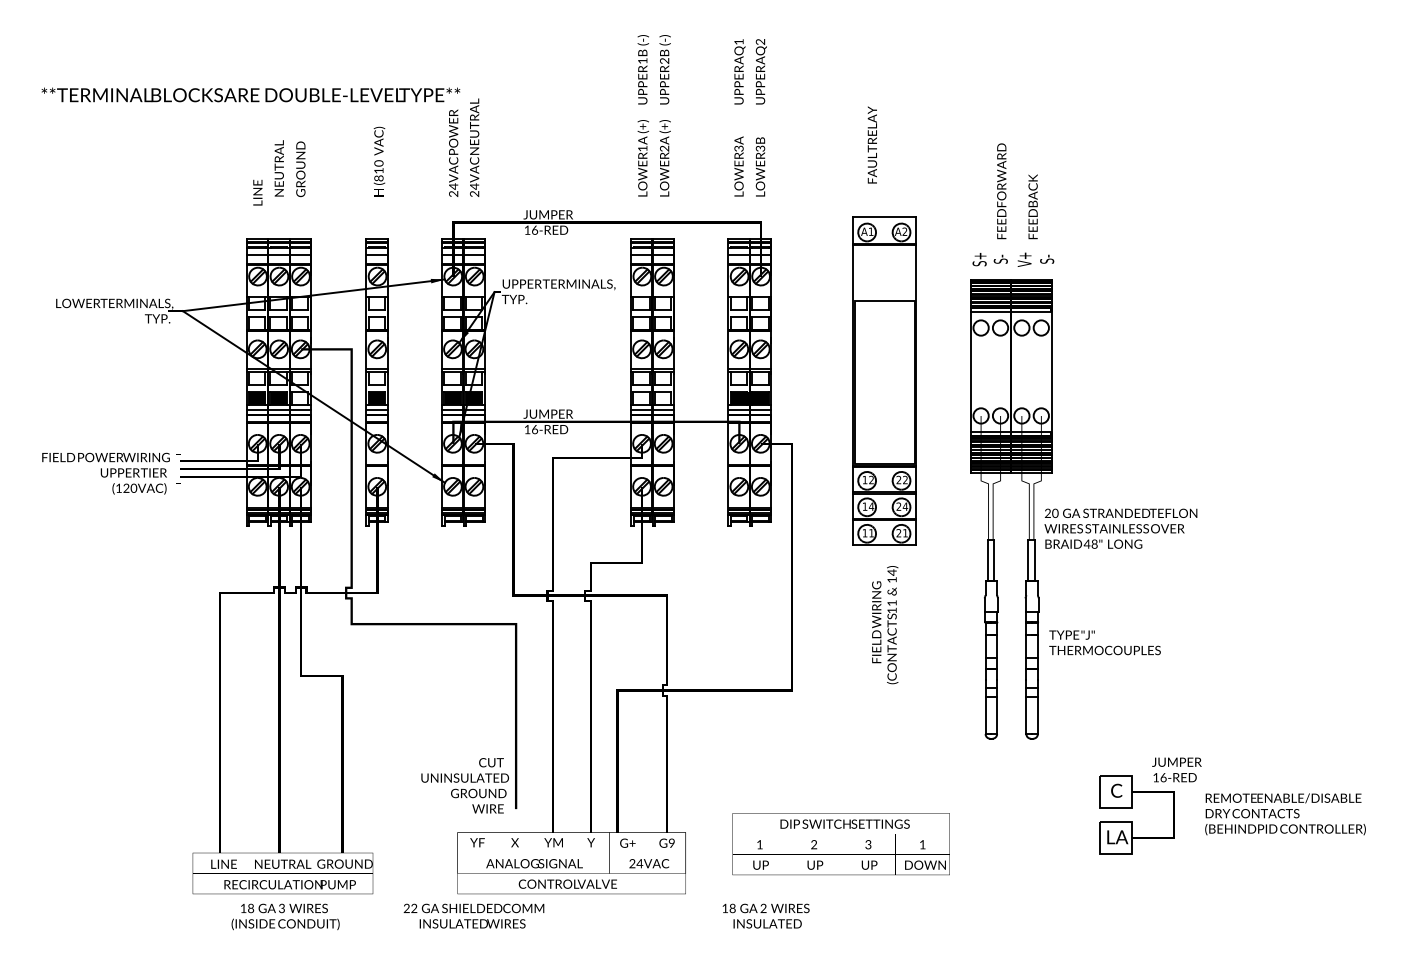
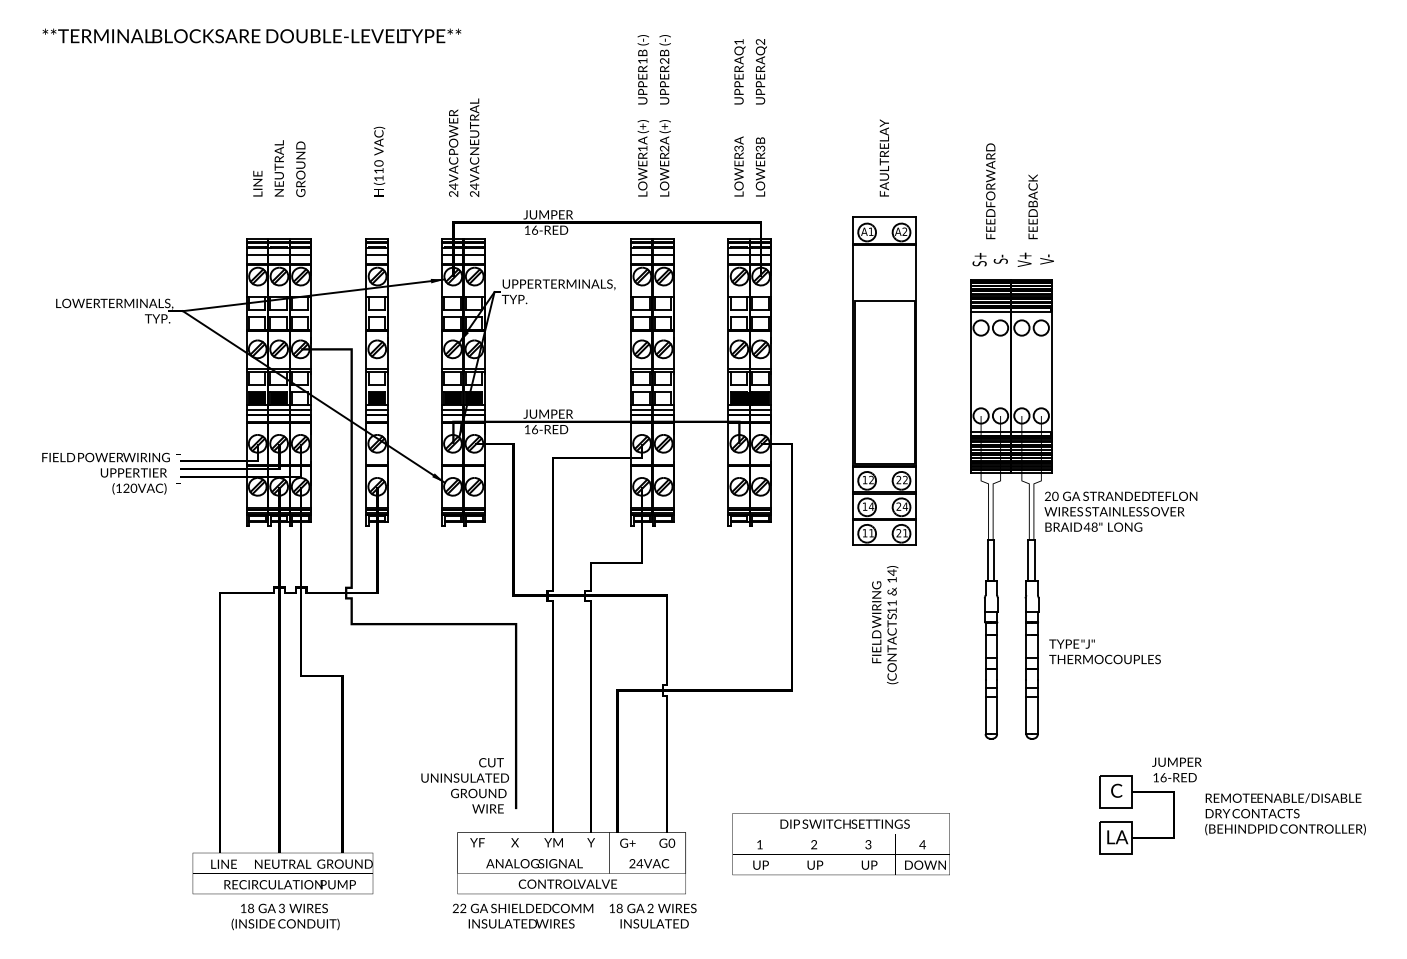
text position: (250, 94) -> (251, 35) (251, 35)
text position: (872, 144) -> (884, 157) (884, 157)
text: (810 -> (110 (378, 178)
text position: (1001, 191) -> (990, 191) (990, 191)
text position: (257, 192) -> (257, 183) (257, 183)
text: S- -> V- (1047, 259)
text position: (1120, 528) -> (1120, 511) (1120, 511)
text position: (1104, 642) -> (1104, 651) (1104, 651)
text: G9 -> G0 (671, 843)
text: 1 -> 4 (922, 844)
text position: (473, 915) -> (522, 915) (522, 915)
text position: (765, 915) -> (652, 915) (652, 915)
